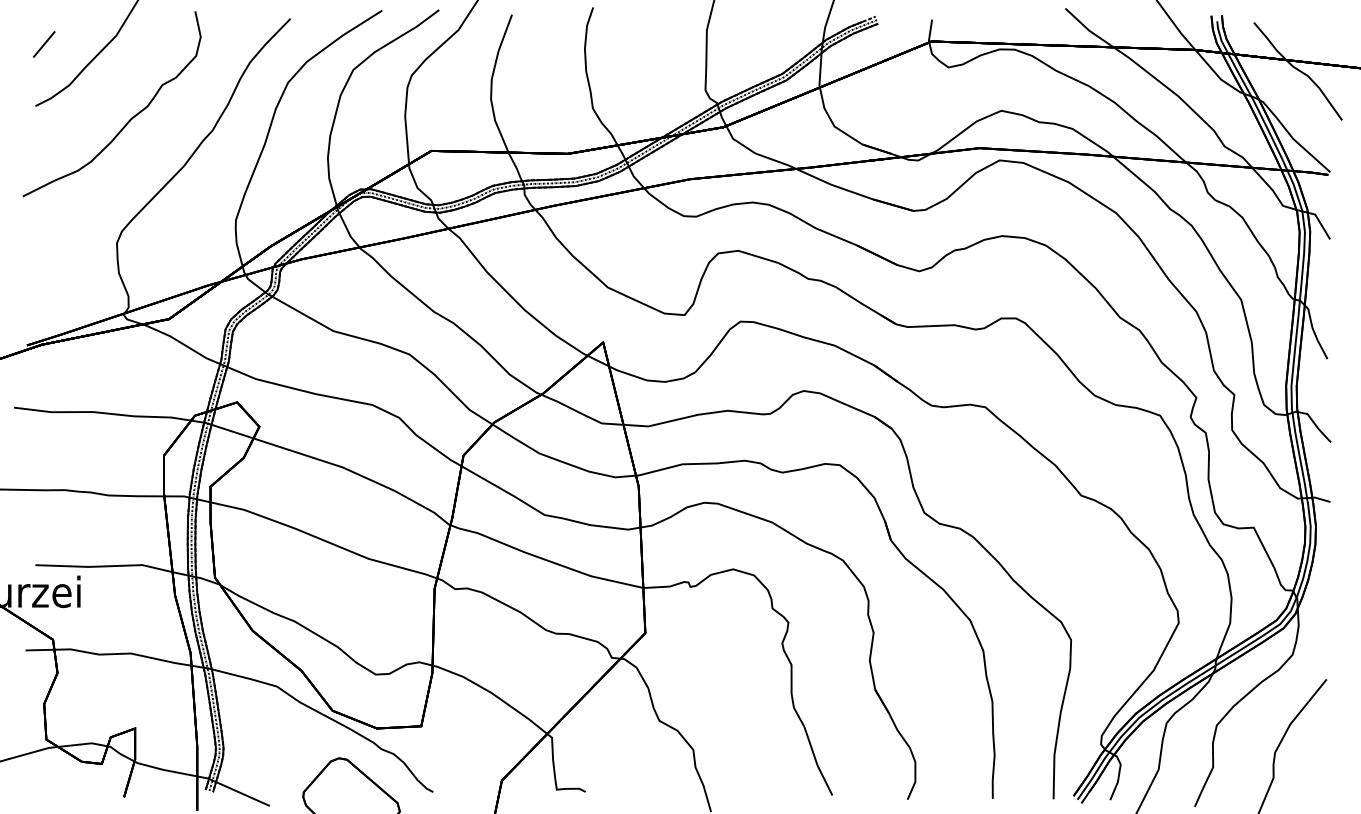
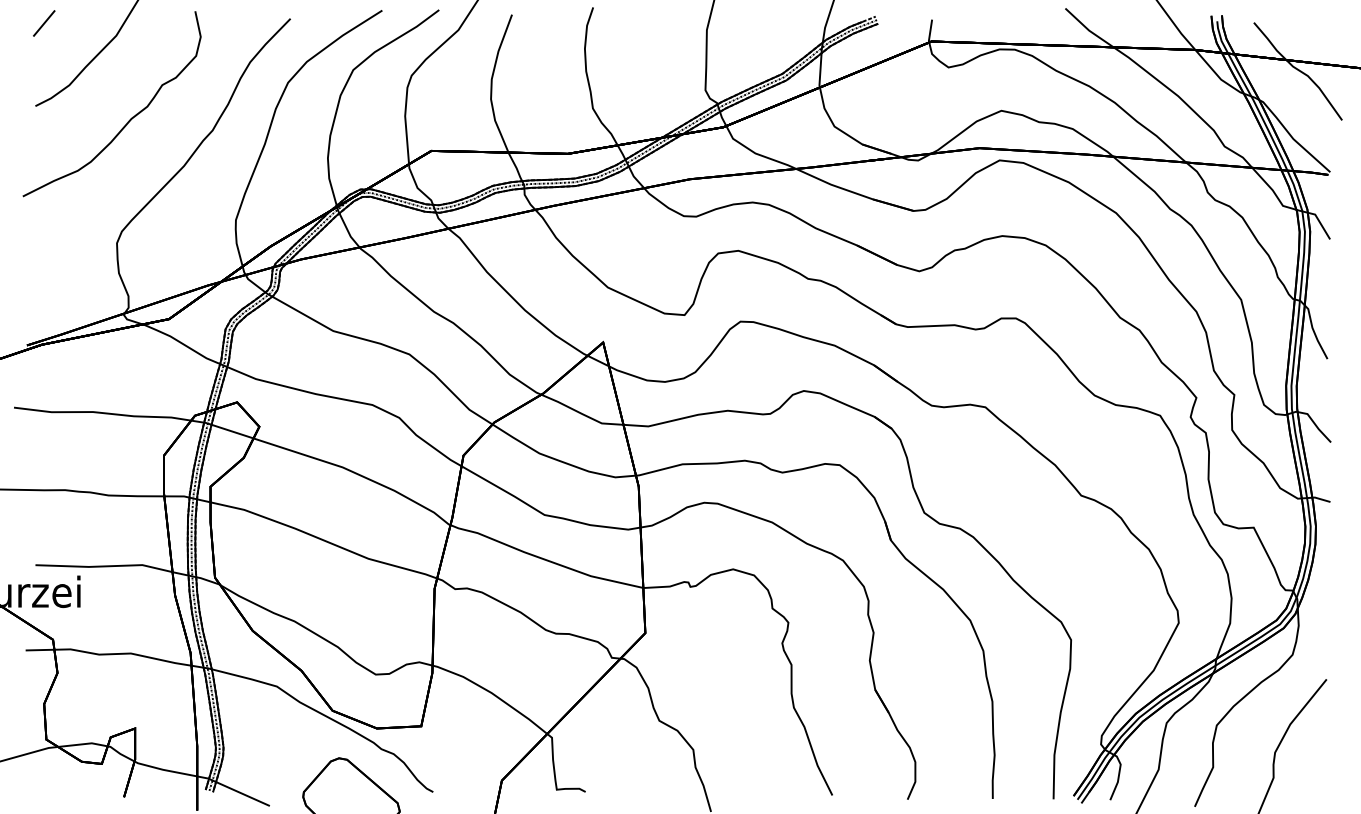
line position: (44, 44) -> (44, 23) (44, 23)
